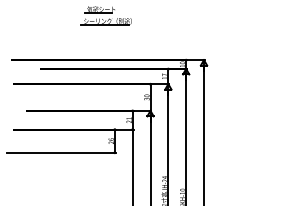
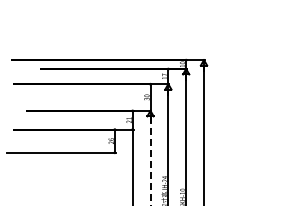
part: present -> none (105, 15)
line: solid -> dashed (150, 161)
